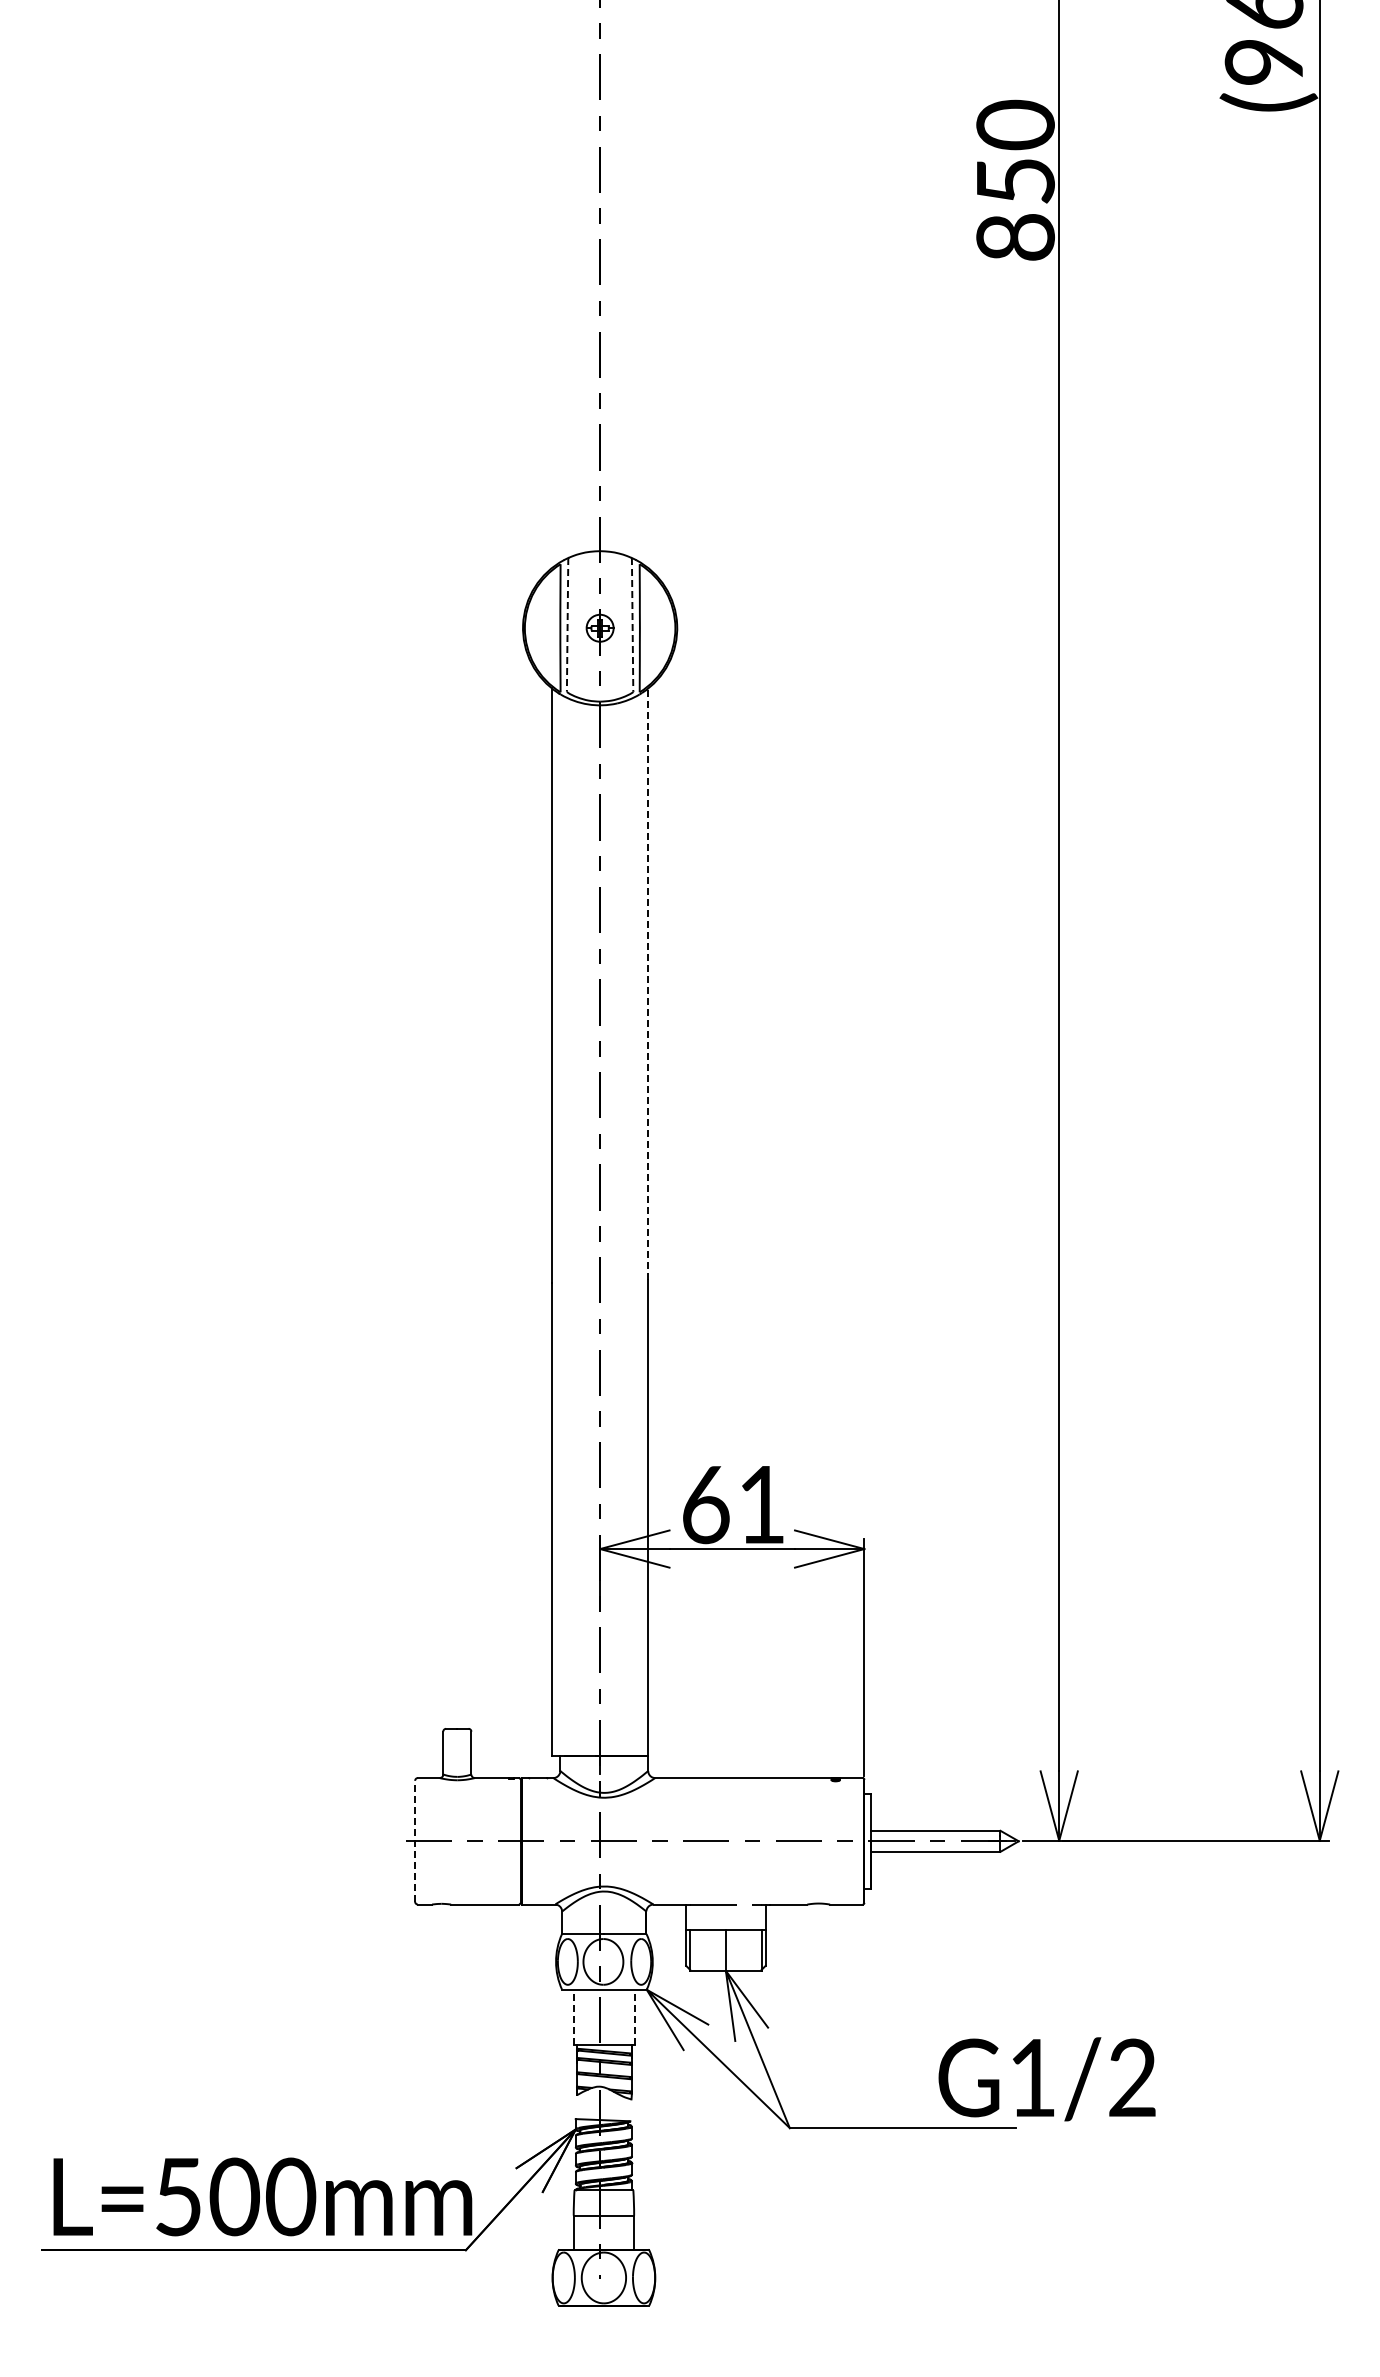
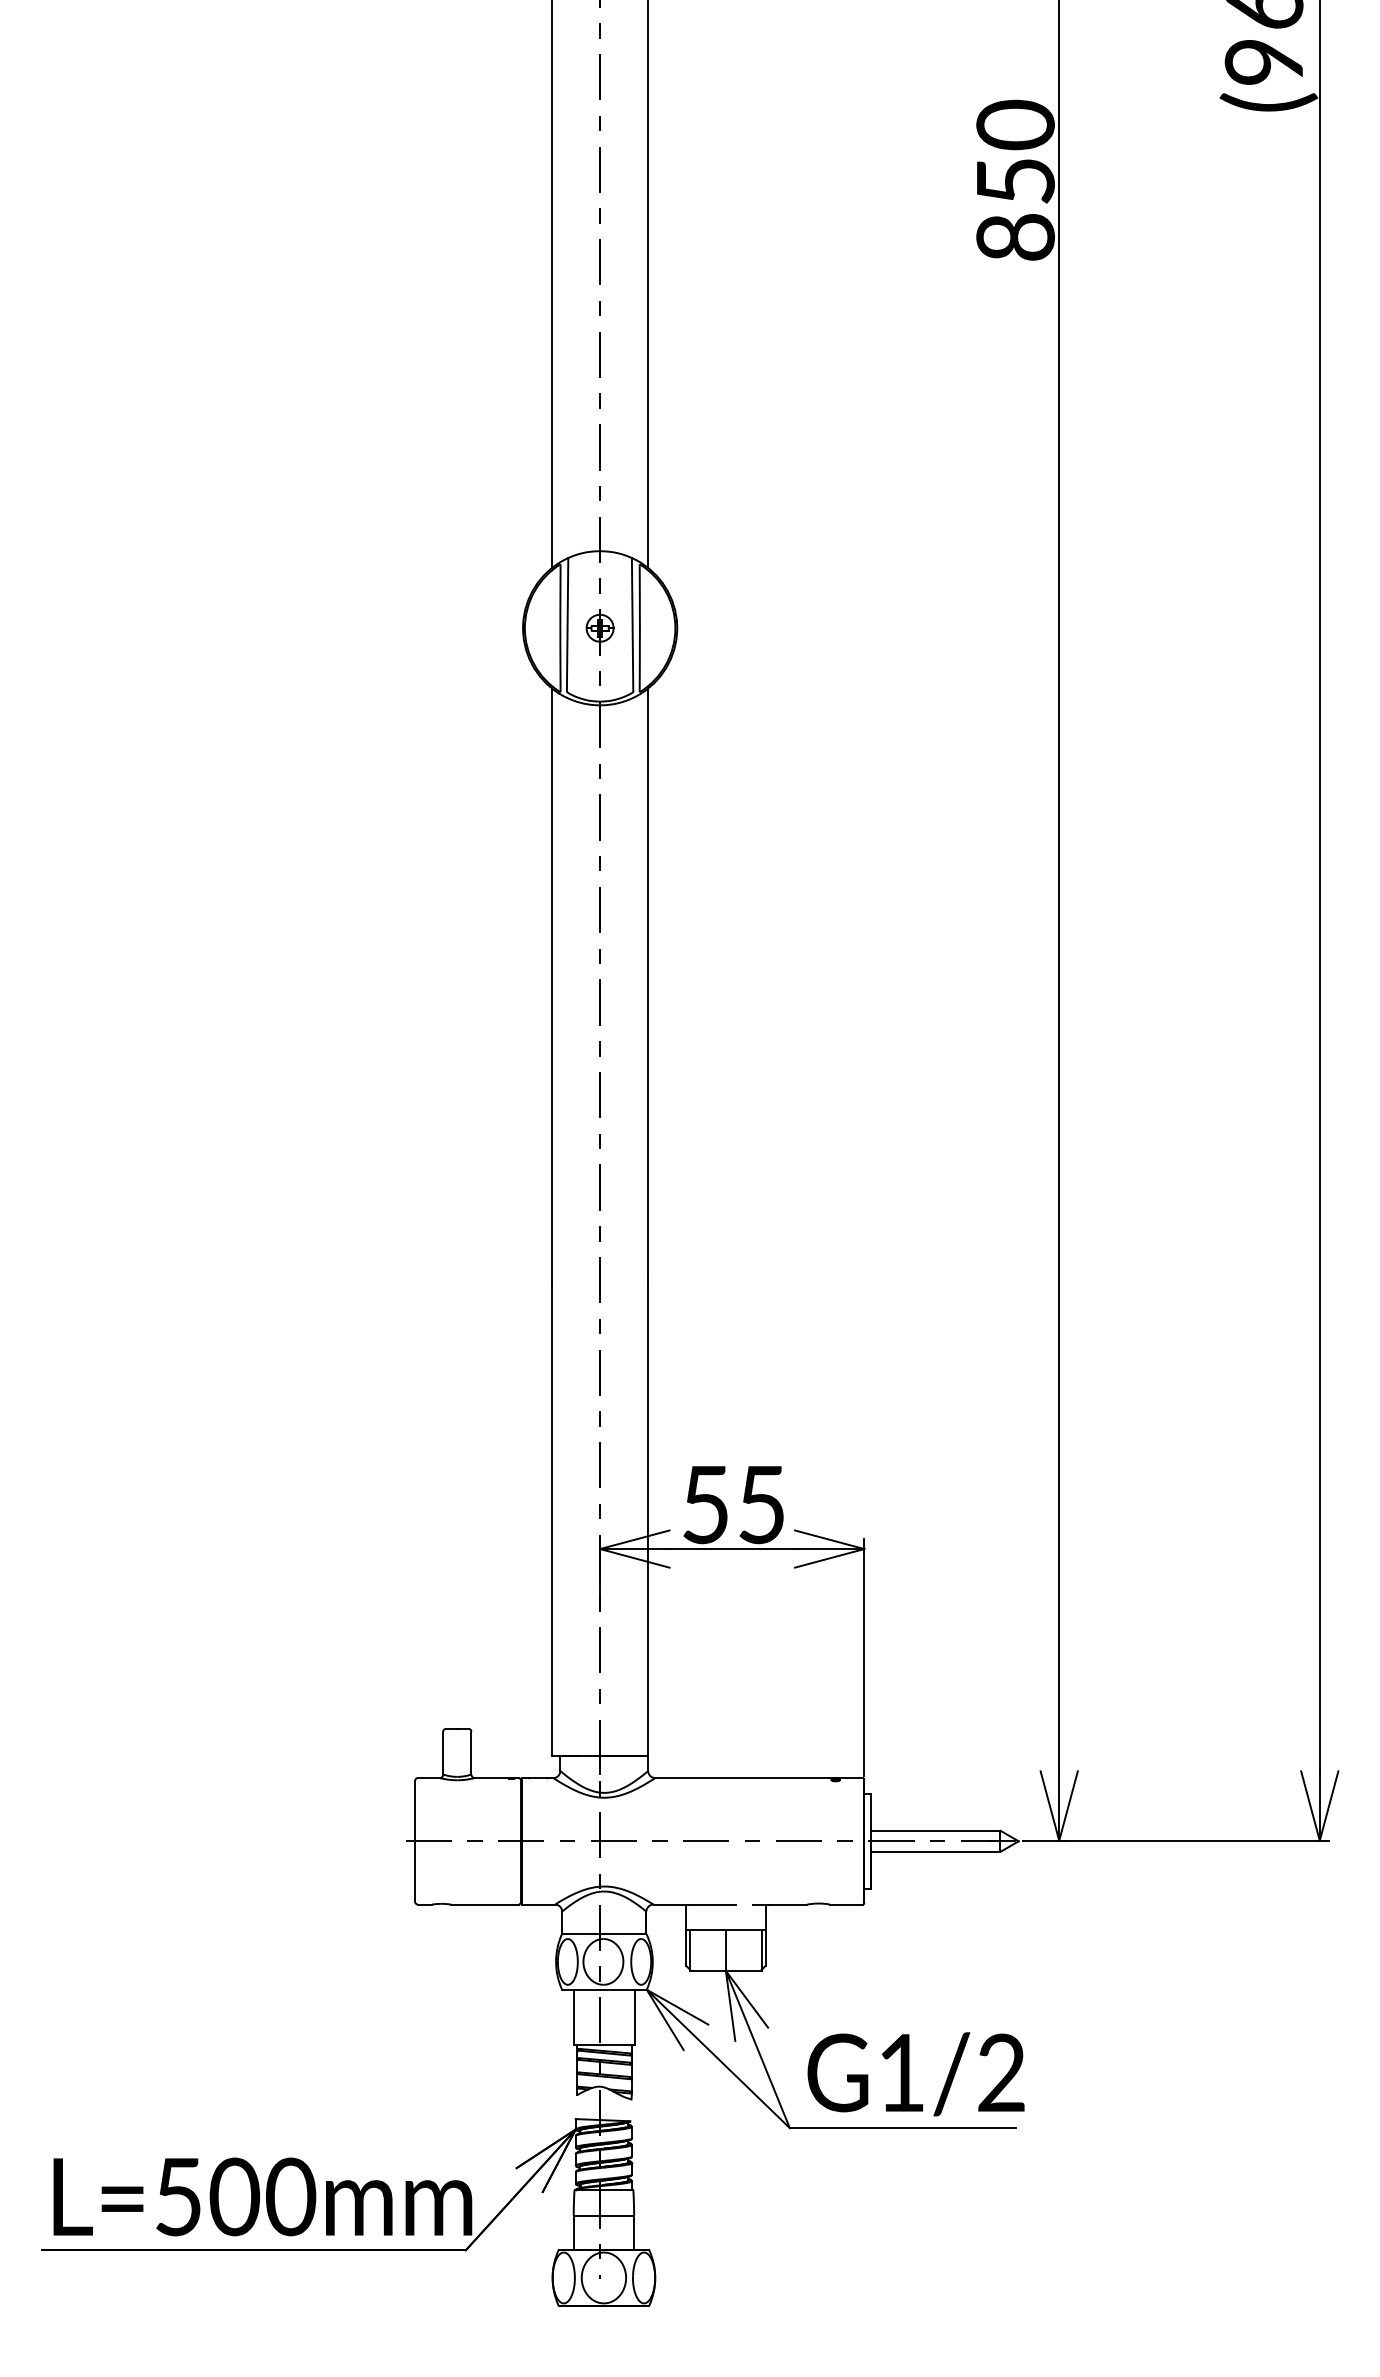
line: none -> present (551, 285)
line: none -> present (648, 285)
line: dashed -> solid (567, 624)
line: dashed -> solid (632, 624)
line: dashed -> solid (648, 984)
text: 61 -> 55 (733, 1505)
line: dashed -> solid (415, 1840)
line: dashed -> solid (574, 2017)
line: dashed -> solid (634, 2017)
text position: (1046, 2079) -> (915, 2074) (915, 2074)
